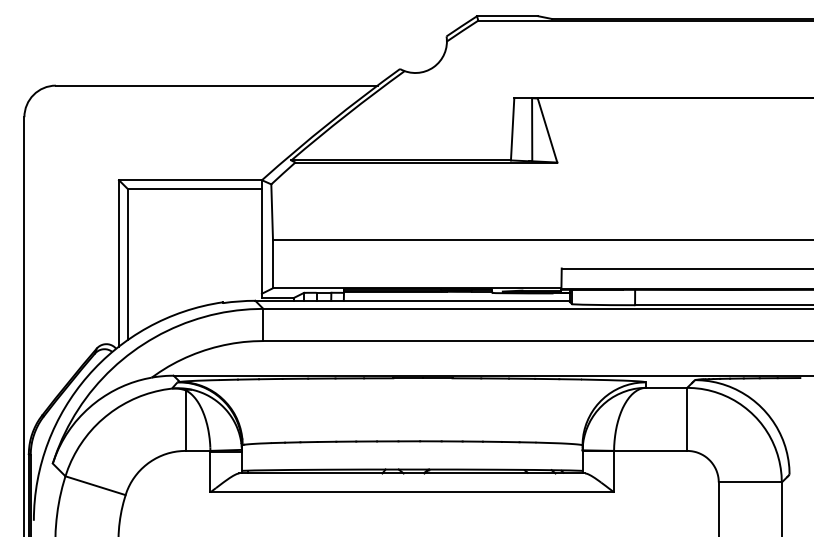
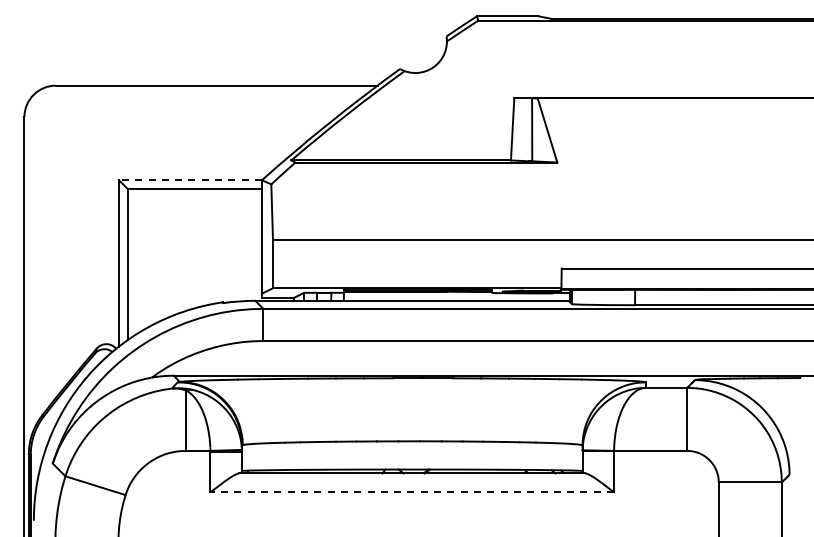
line: solid -> dashed (190, 180)
line: solid -> dashed (412, 492)
